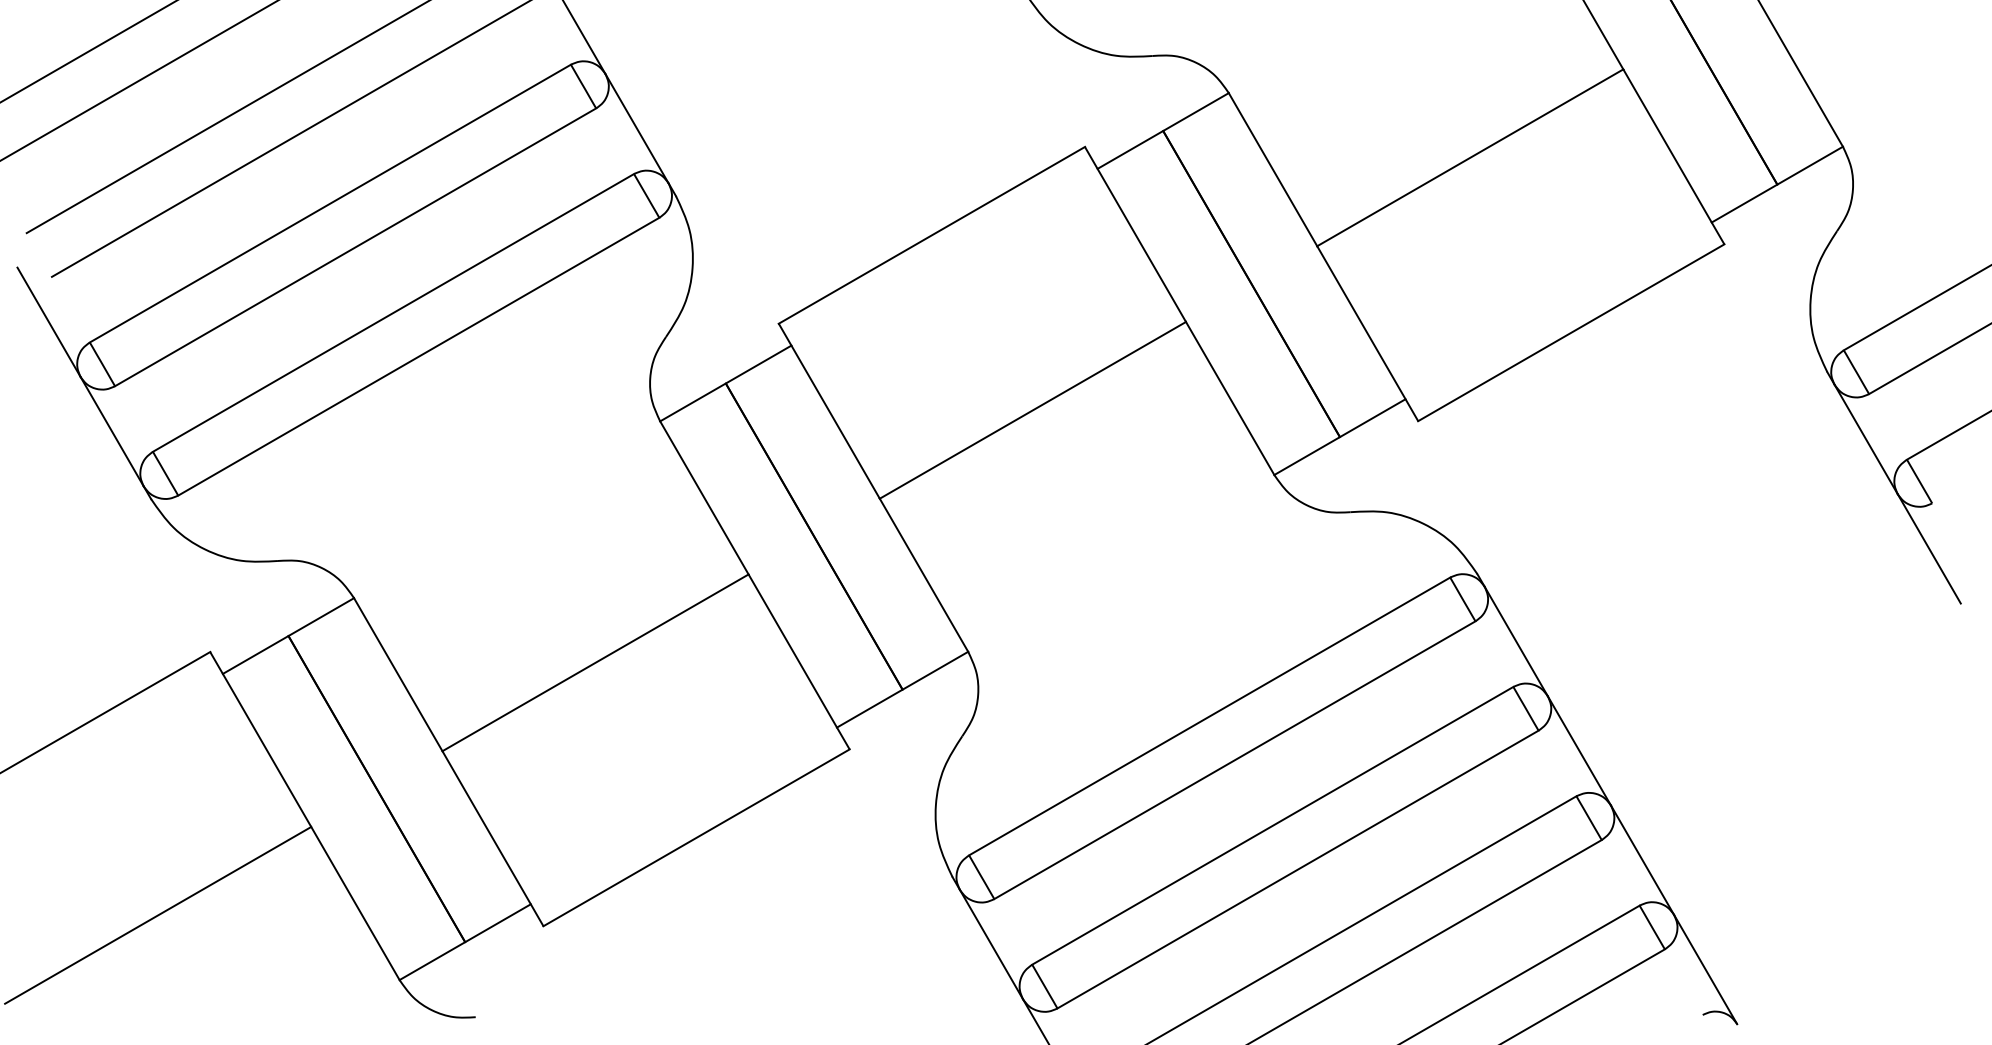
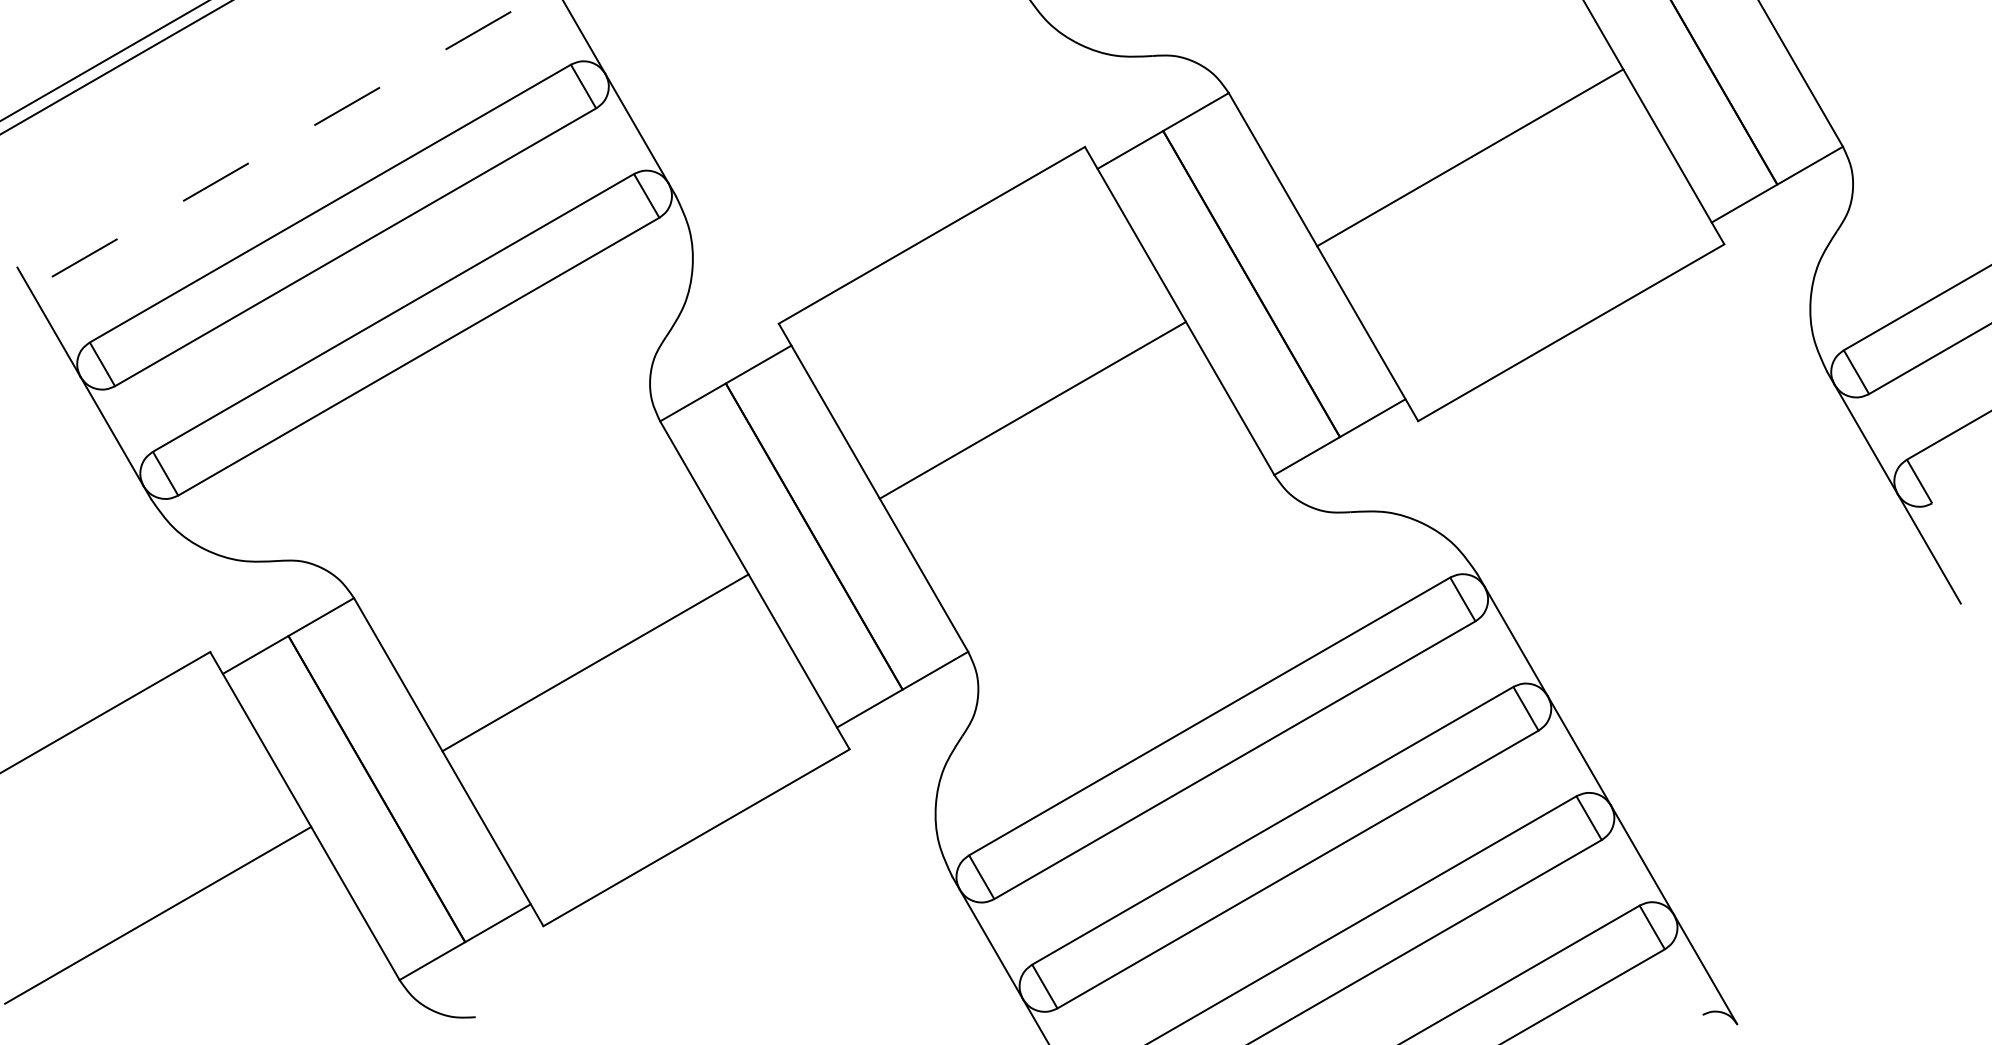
line position: (88, 51) -> (104, 60) (104, 60)
line position: (138, 80) -> (115, 67) (115, 67)
line: present -> none (226, 117)
line: solid -> dashed (291, 138)
